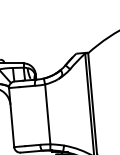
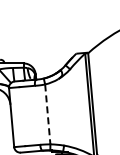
line: solid -> dashed (47, 114)
